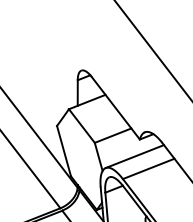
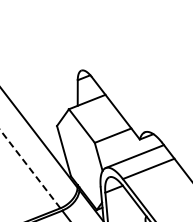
line: present -> none (152, 49)
line: solid -> dashed (29, 168)
